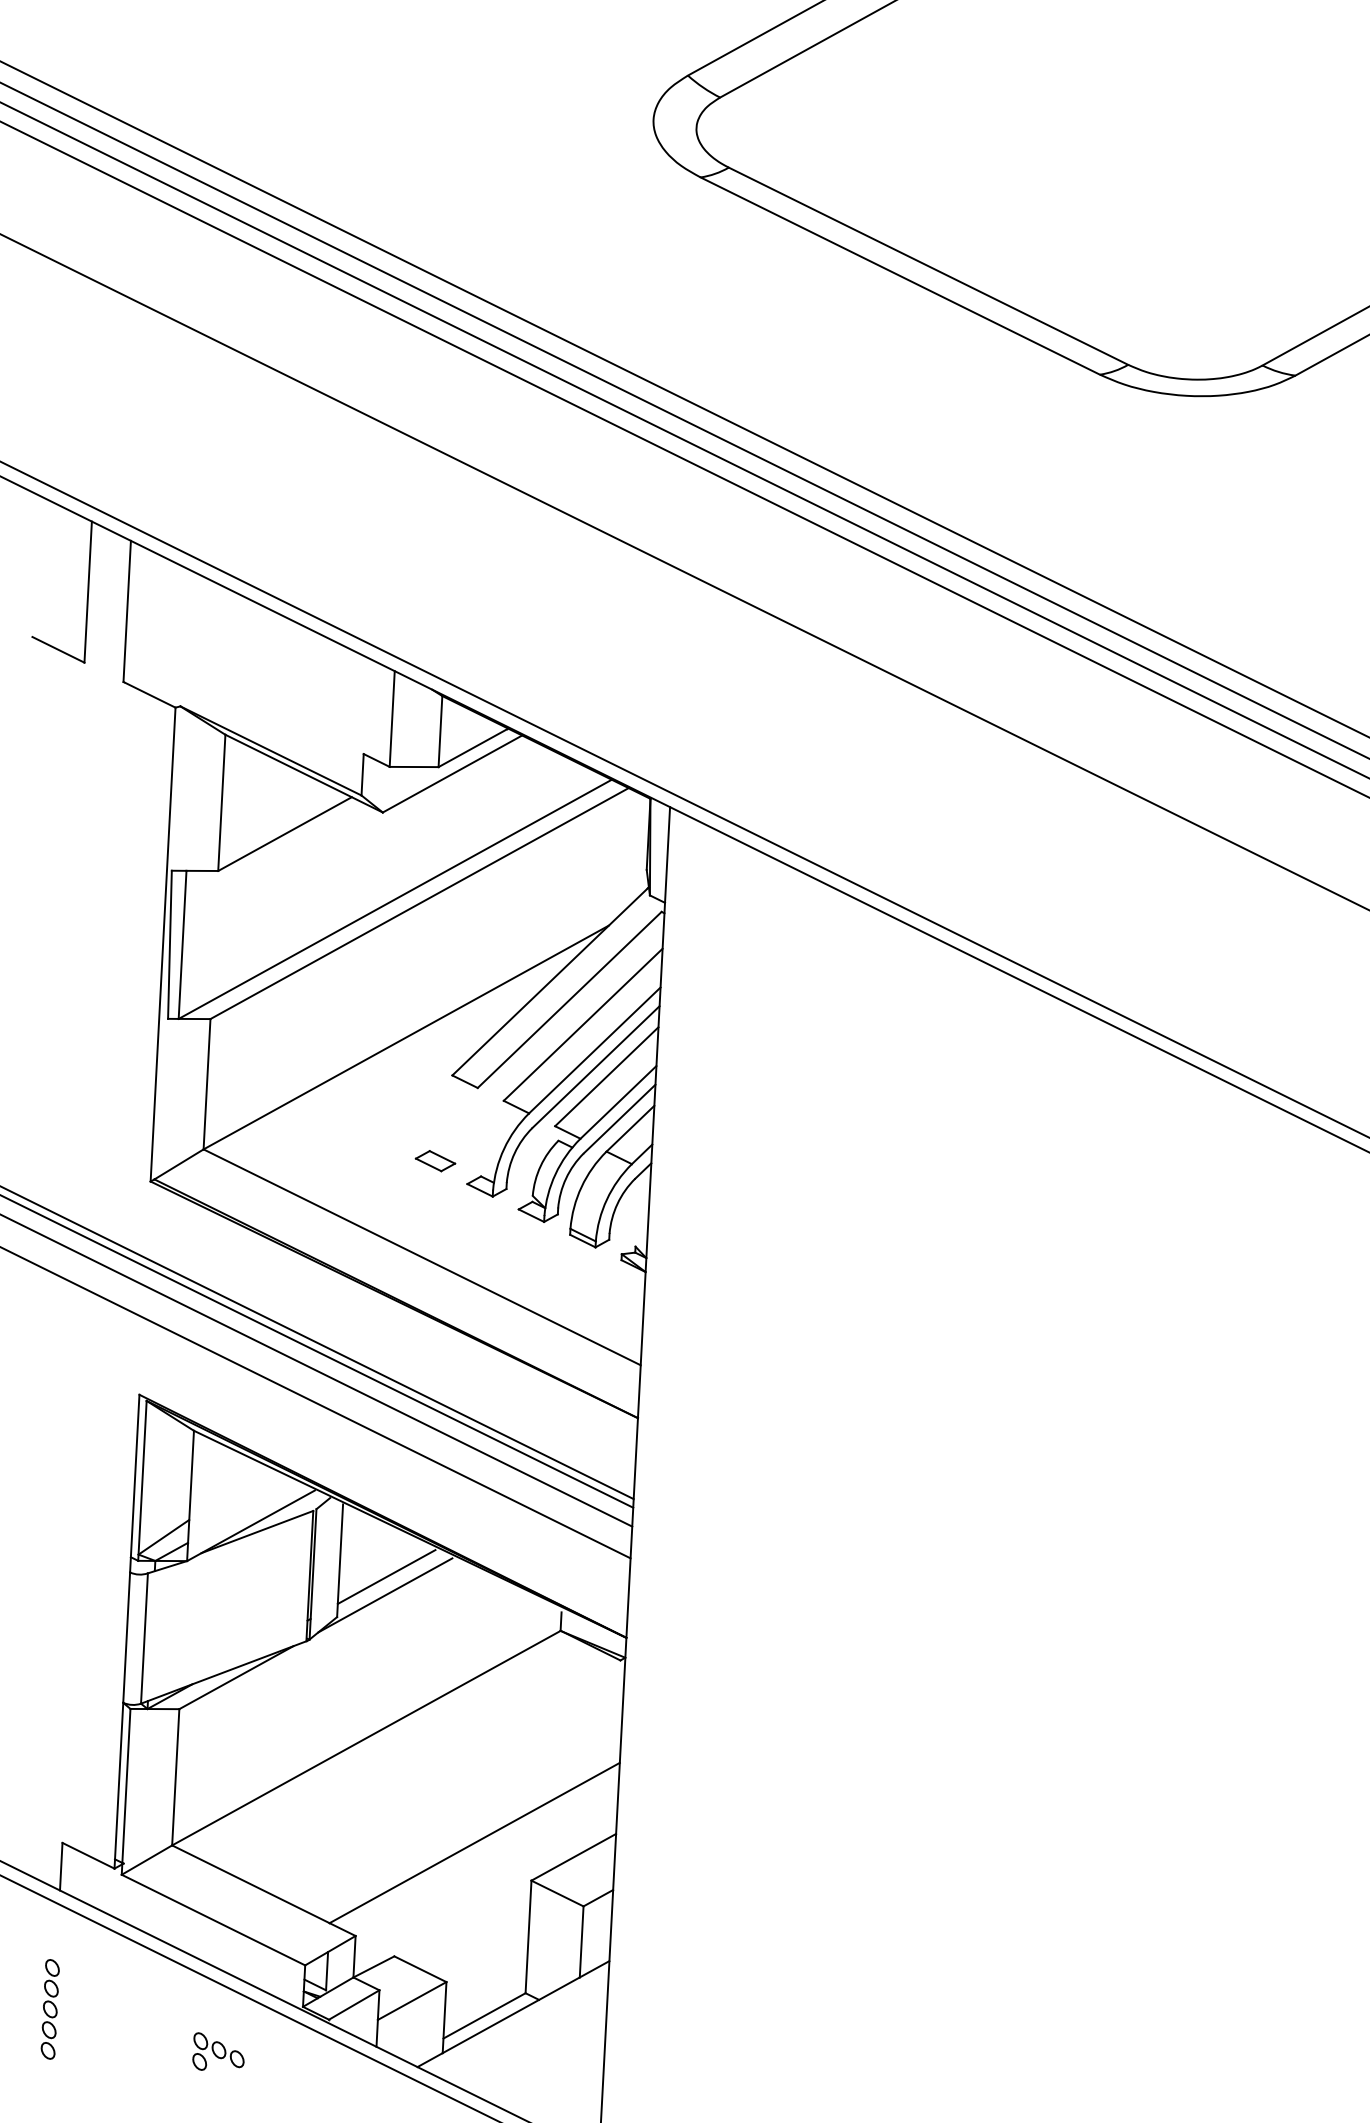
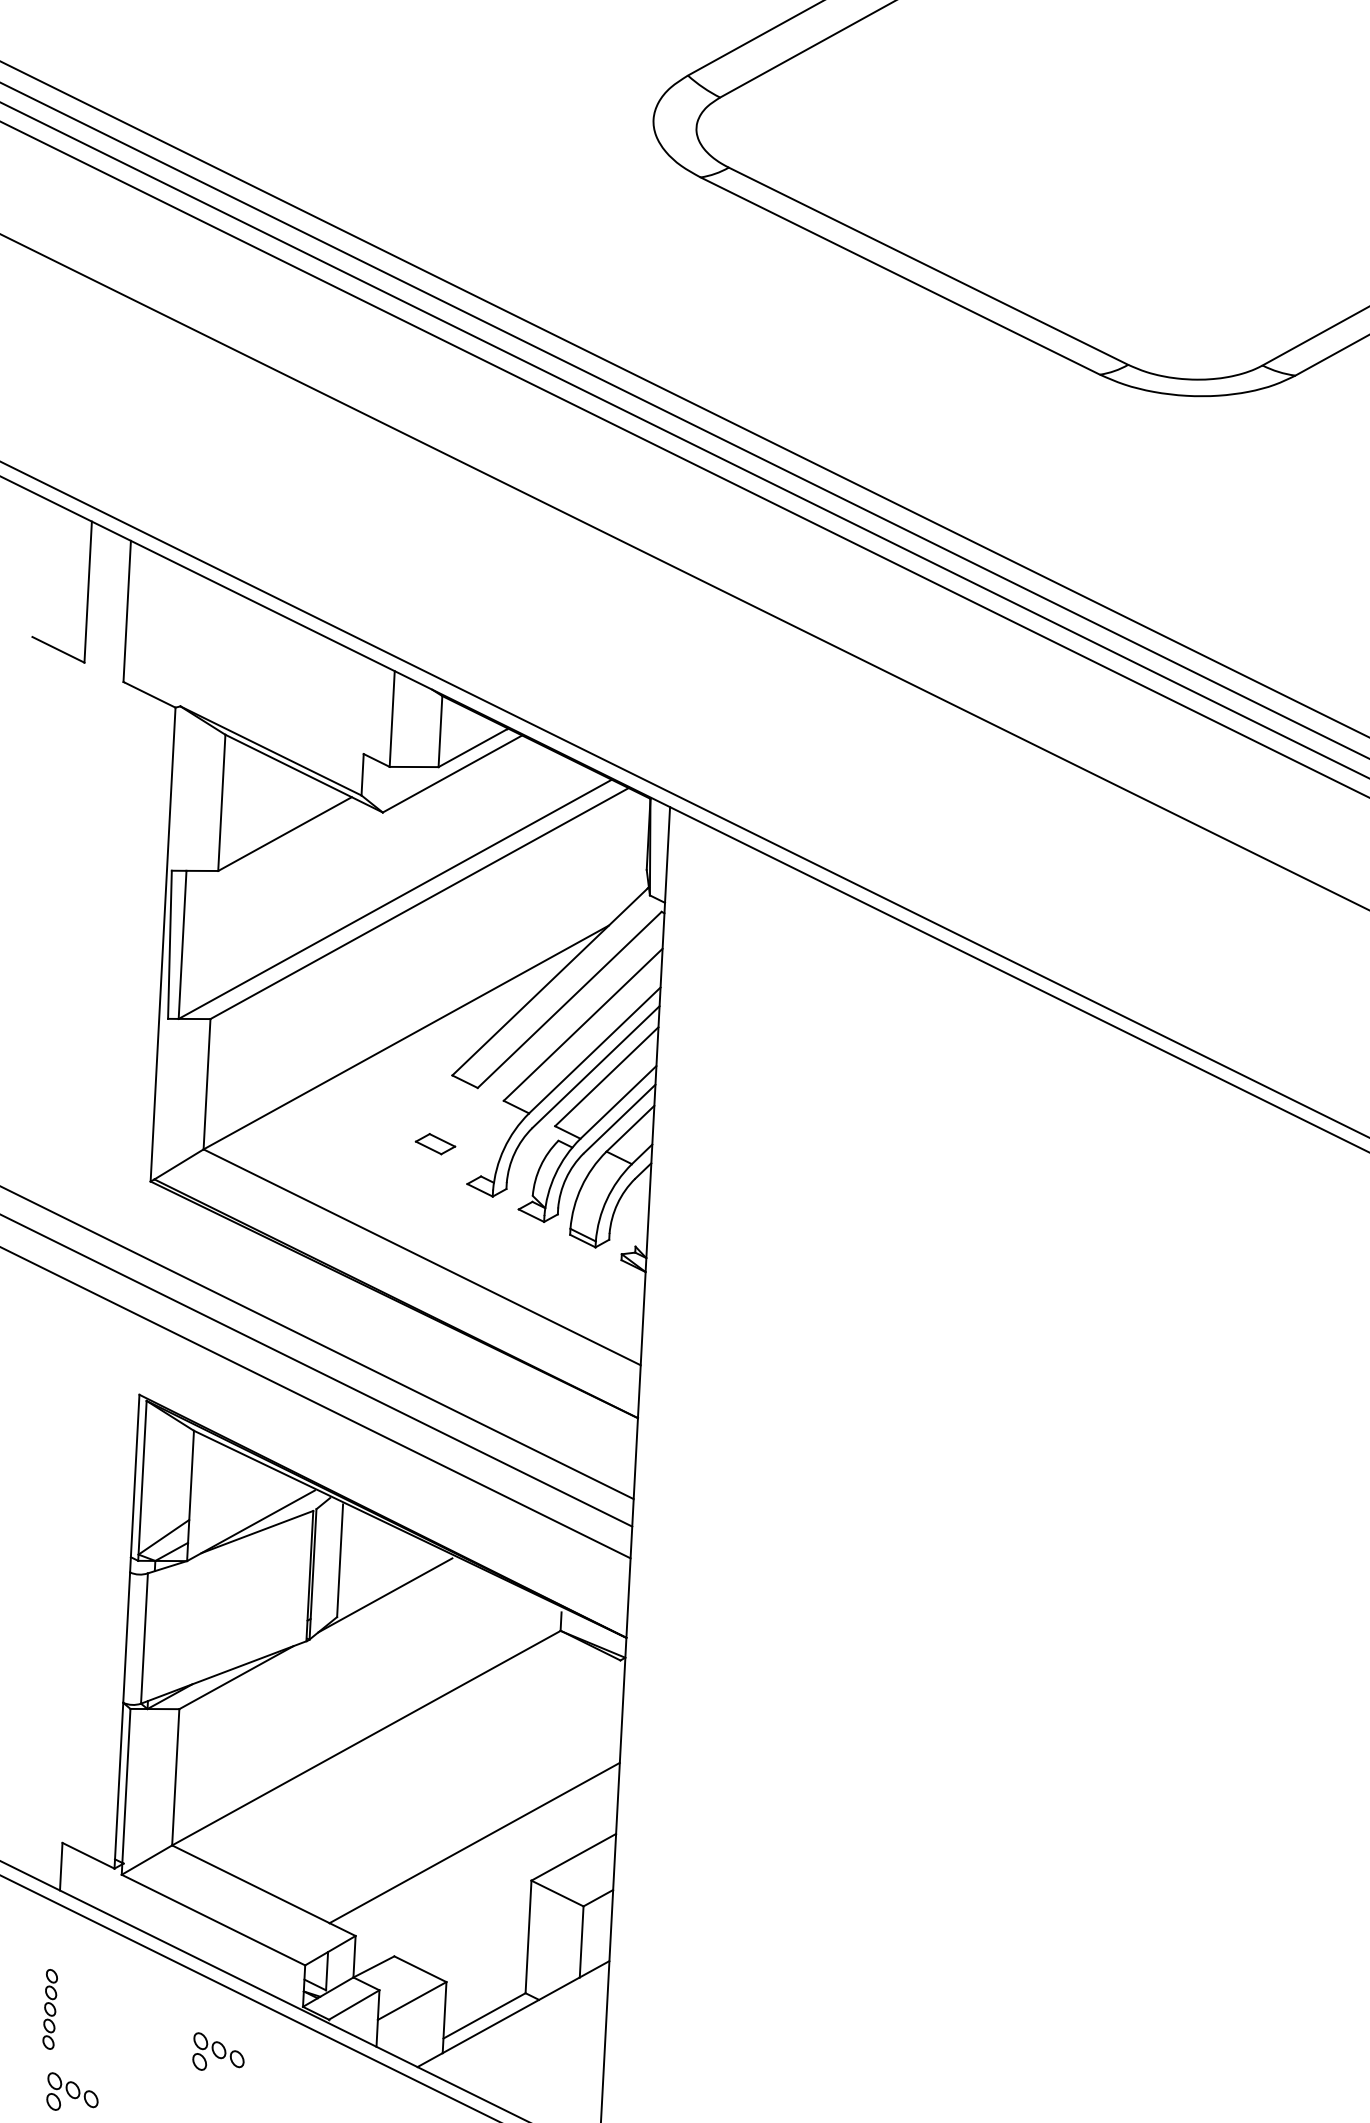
part position: (435, 1161) -> (435, 1144) (435, 1144)
line: present -> none (317, 1351)
line: present -> none (386, 1576)
part size: 20x101 px -> 16x81 px (49, 2009)
part: none -> present (72, 2091)
